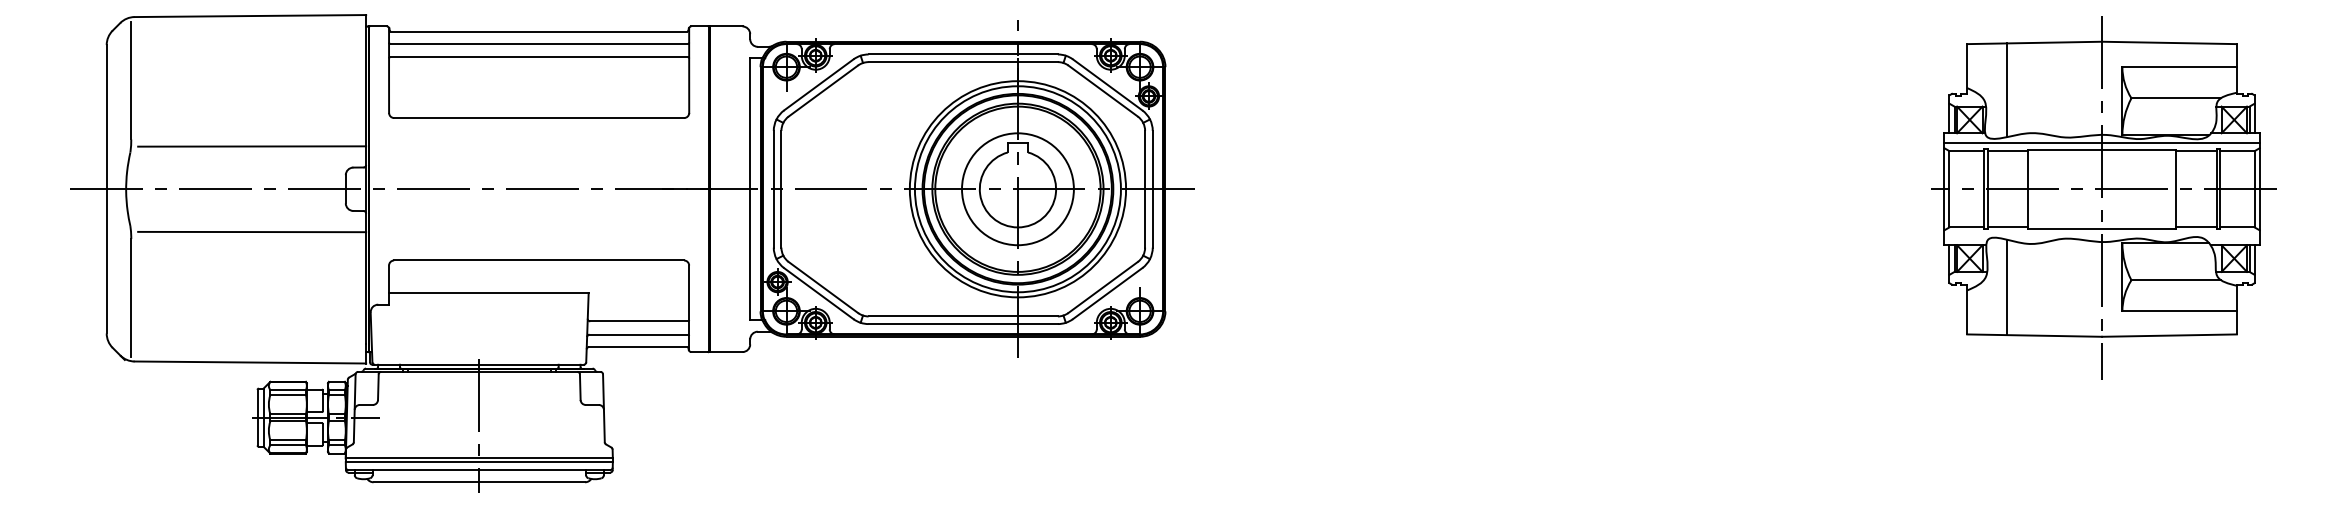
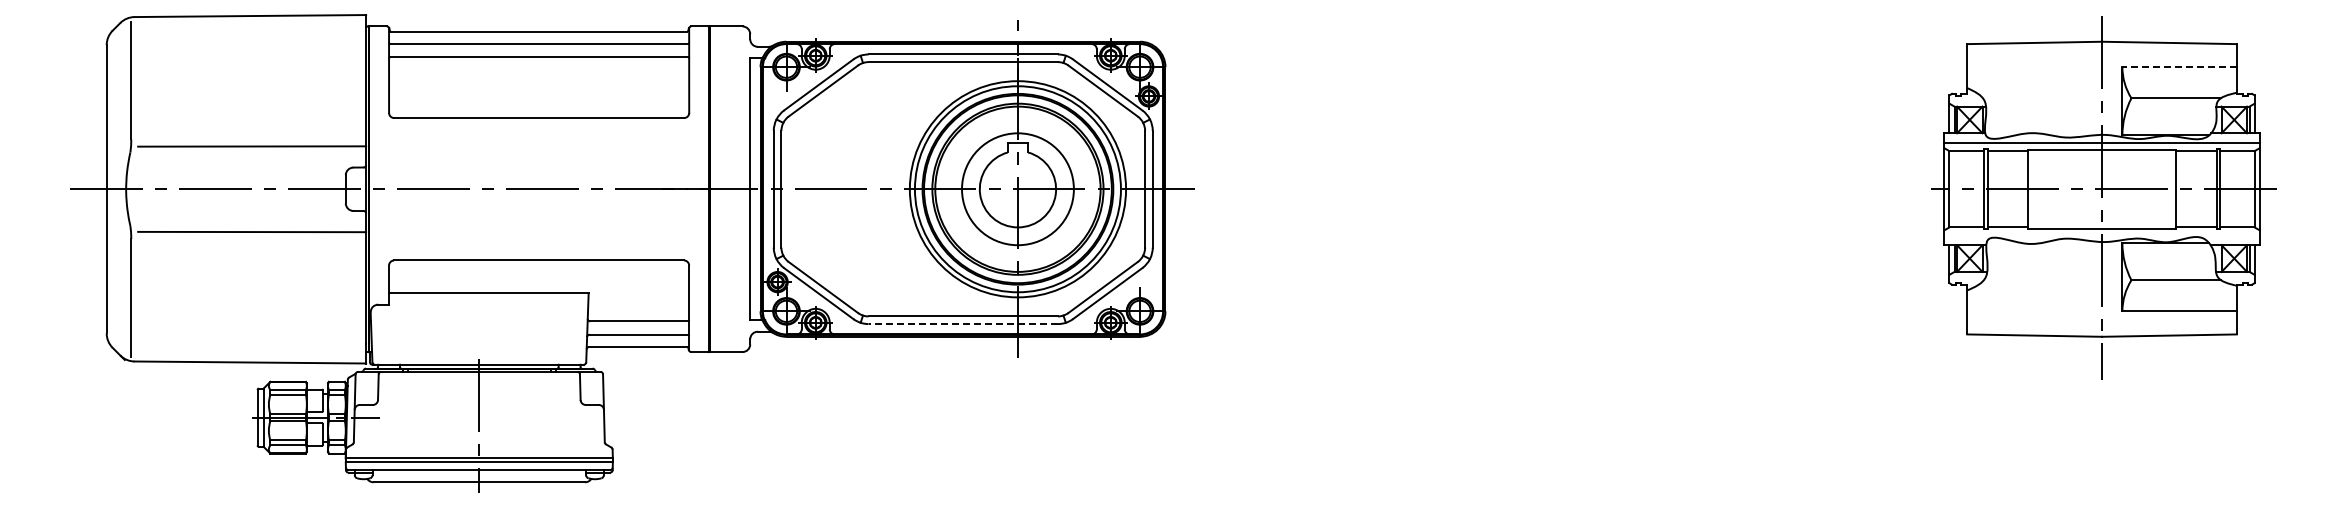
line: solid -> dashed (2179, 67)
line: present -> none (2006, 90)
line: present -> none (2006, 287)
line: solid -> dashed (963, 324)
